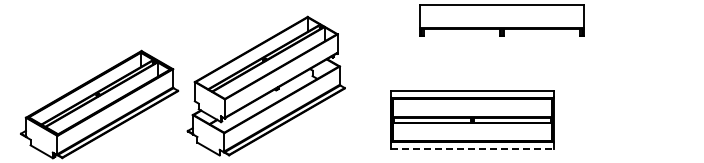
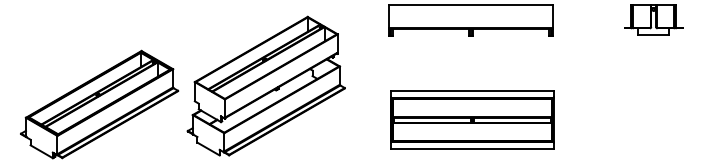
part: none -> present (653, 19)
part position: (501, 20) -> (470, 20) (470, 20)
line: dashed -> solid (472, 149)
